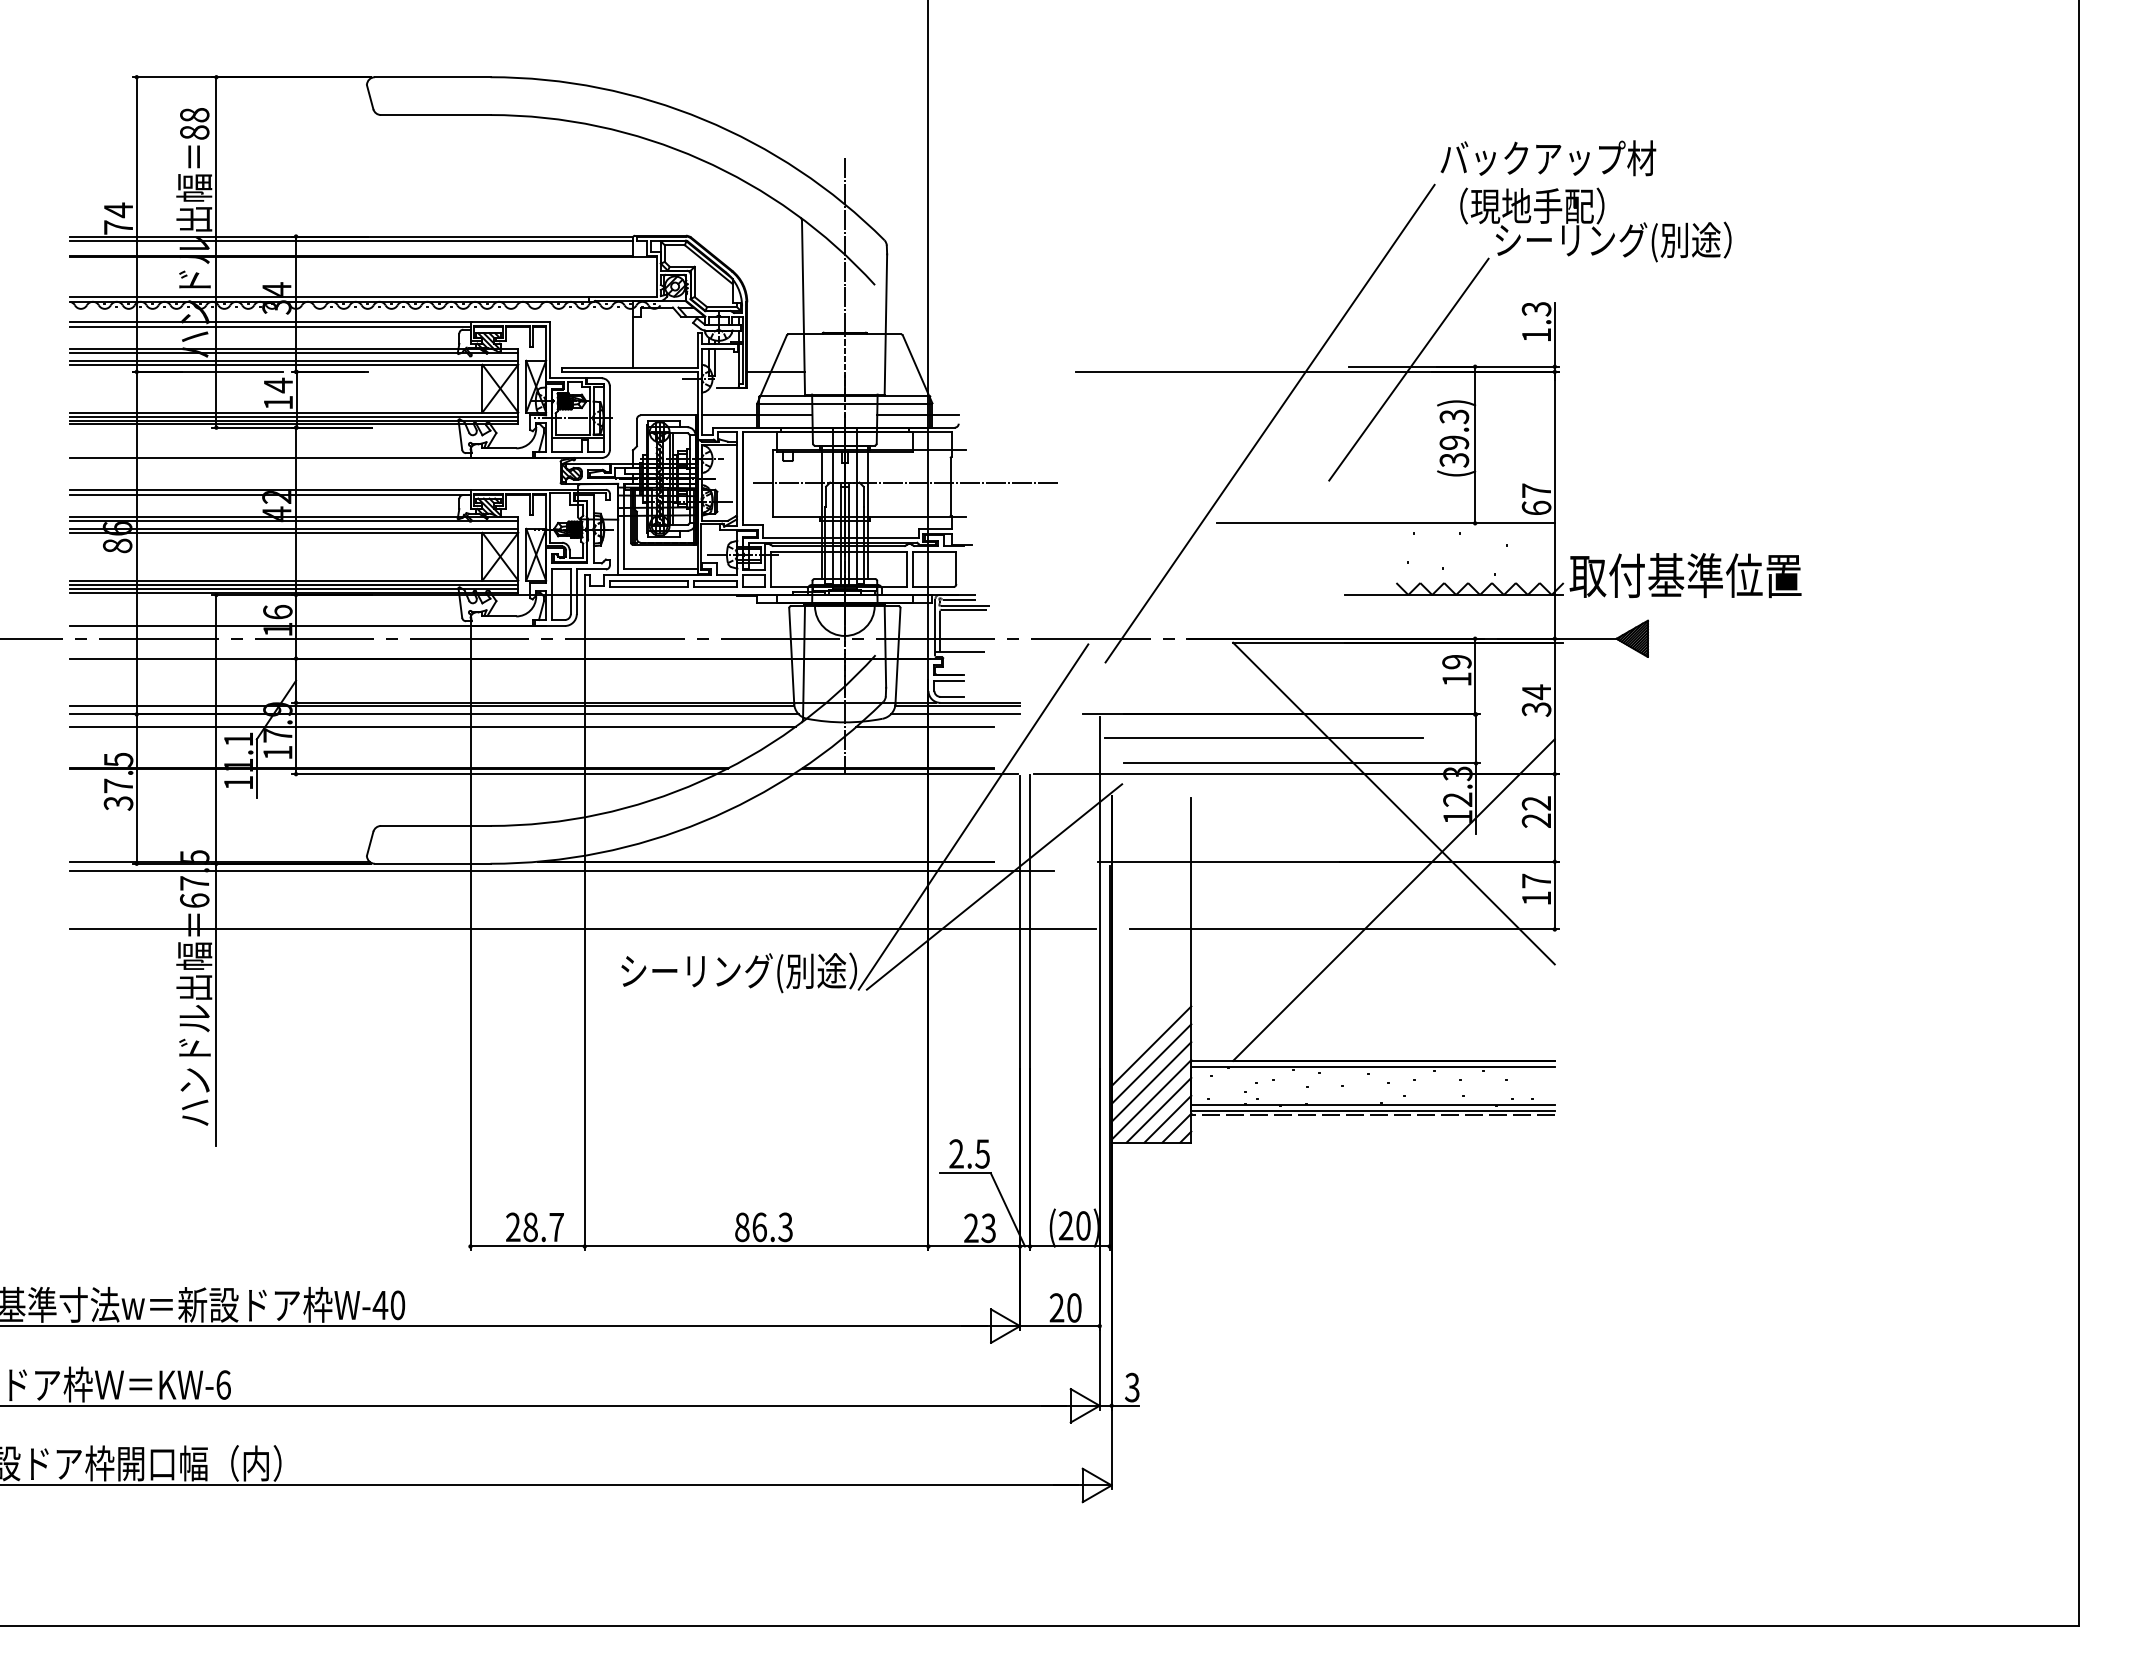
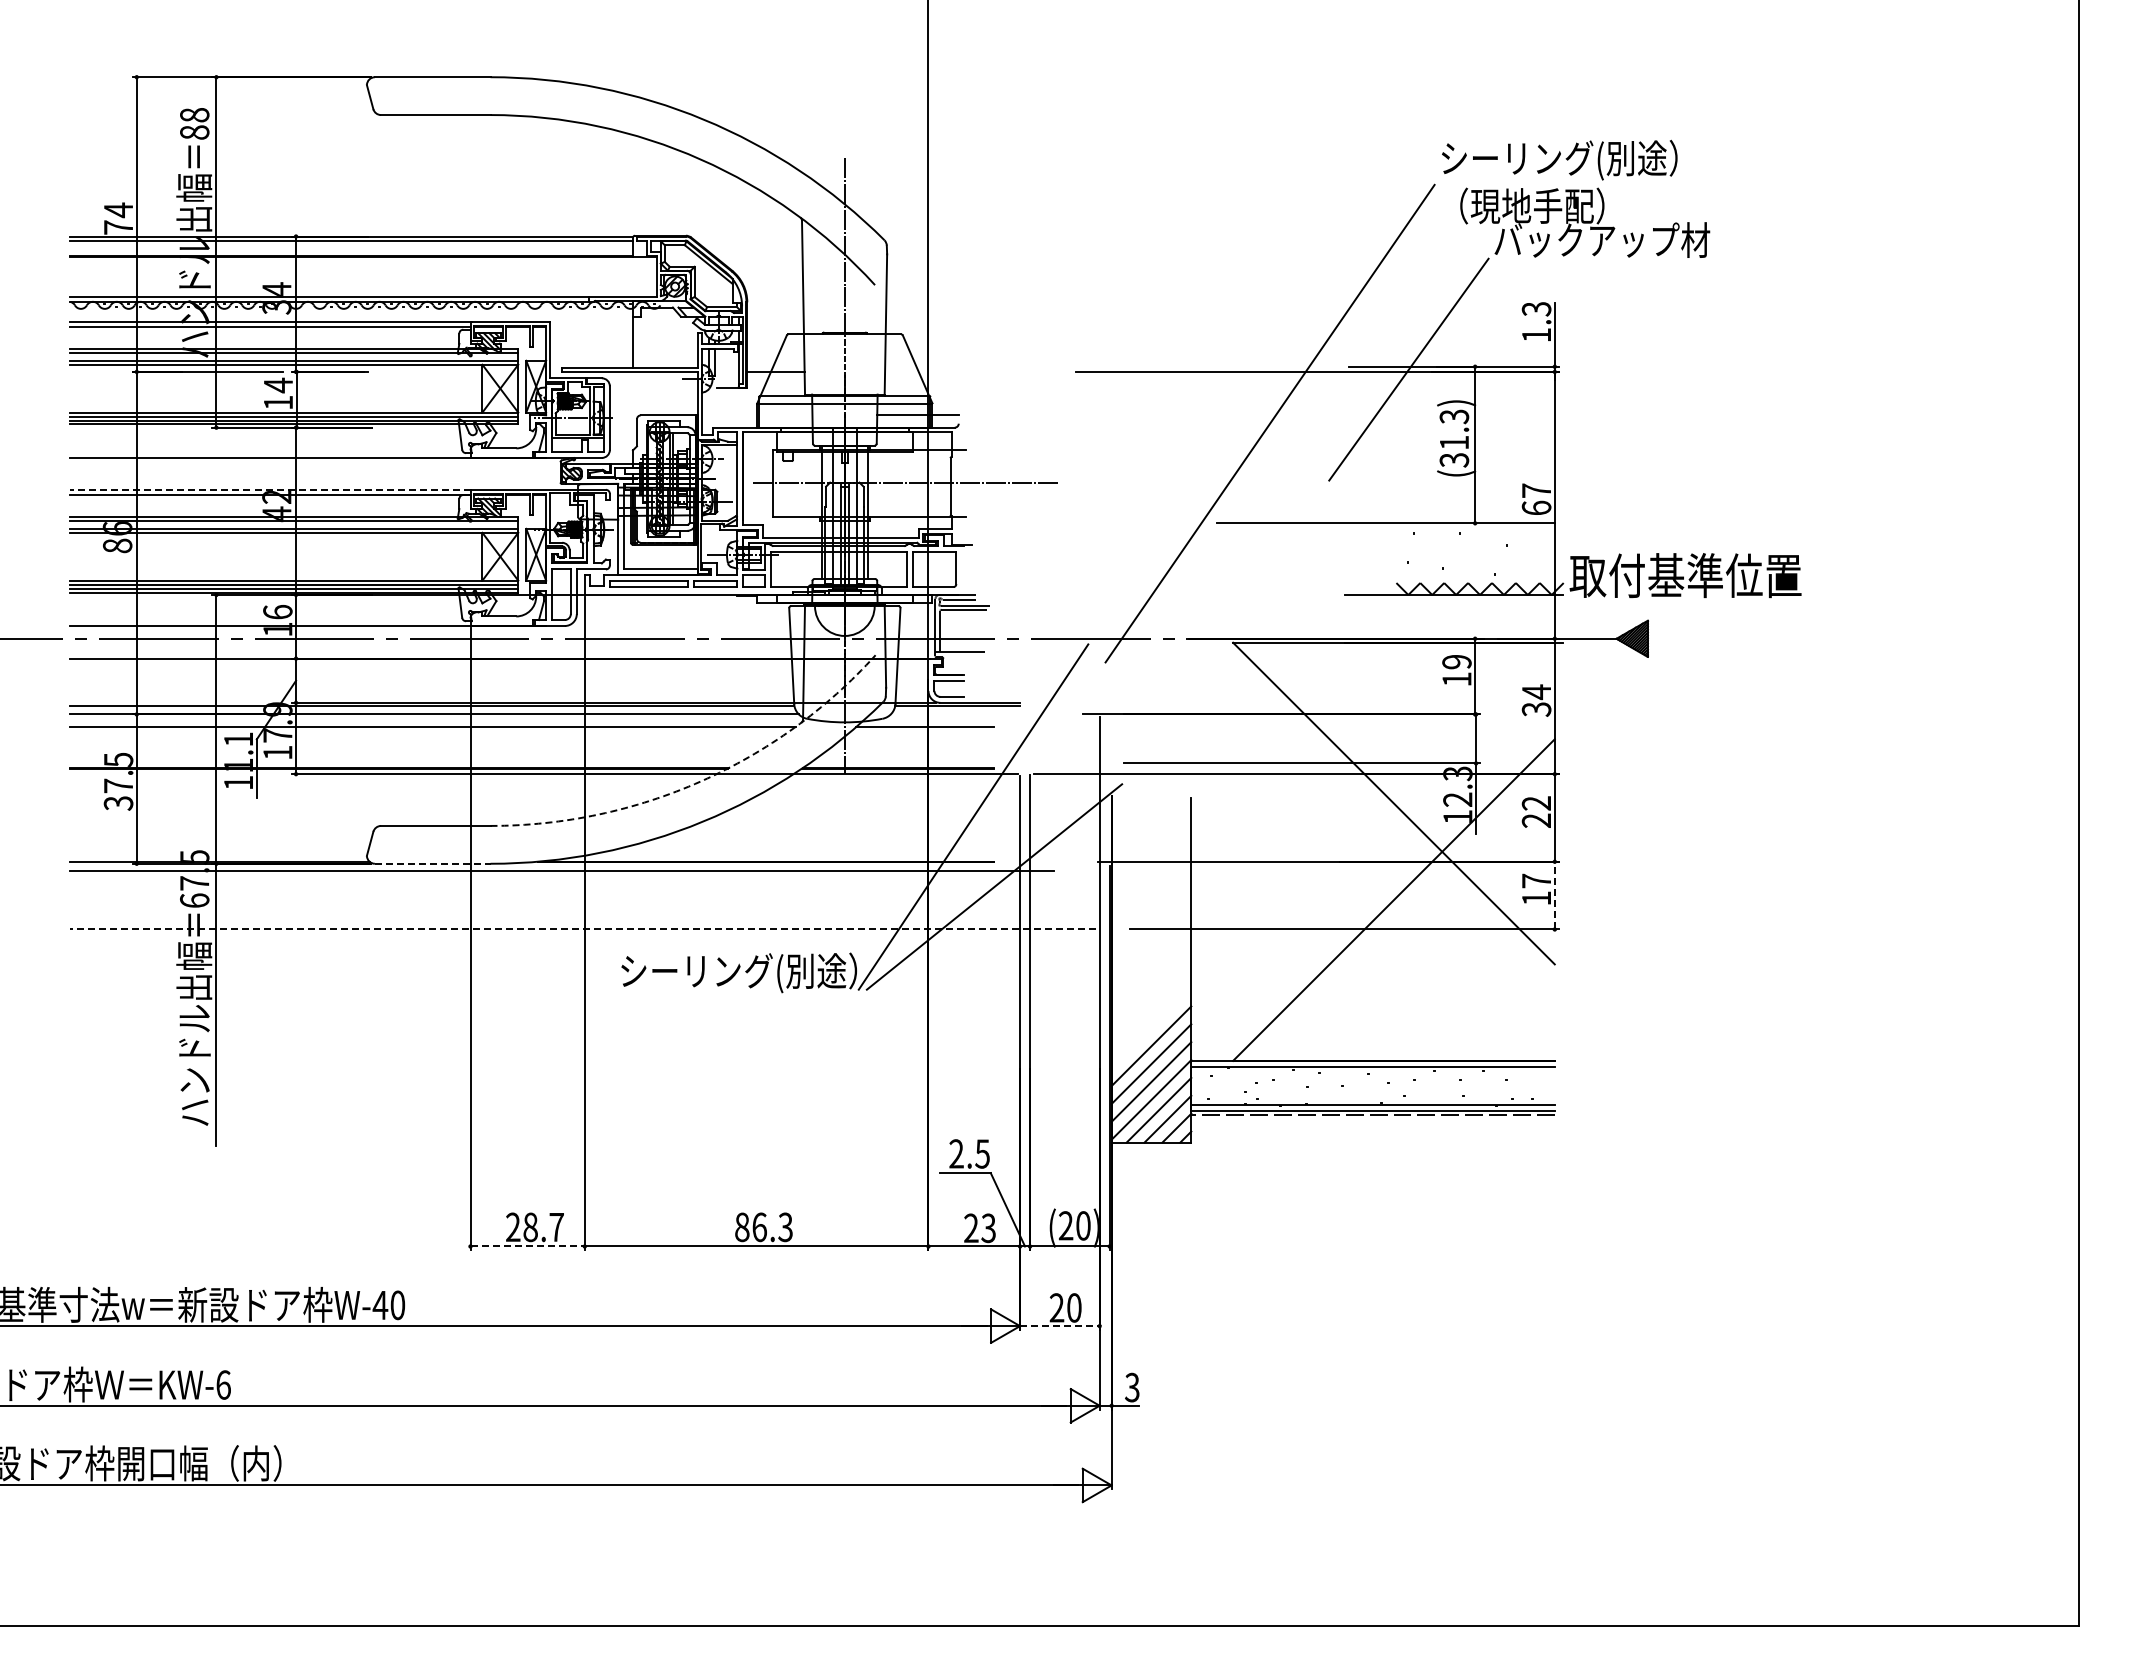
text: バックアップ材 -> シーリング(別途） (1558, 159)
text: シーリング(別途） -> バックアップ材 (1612, 241)
line: present -> none (757, 414)
text: (39.3) -> (31.3) (1454, 442)
line: solid -> dashed (269, 489)
line: present -> none (955, 714)
line: present -> none (1263, 737)
arc: solid -> dashed (701, 781)
line: solid -> dashed (432, 863)
line: solid -> dashed (1554, 895)
line: solid -> dashed (583, 929)
line: solid -> dashed (528, 1246)
line: solid -> dashed (1059, 1326)
